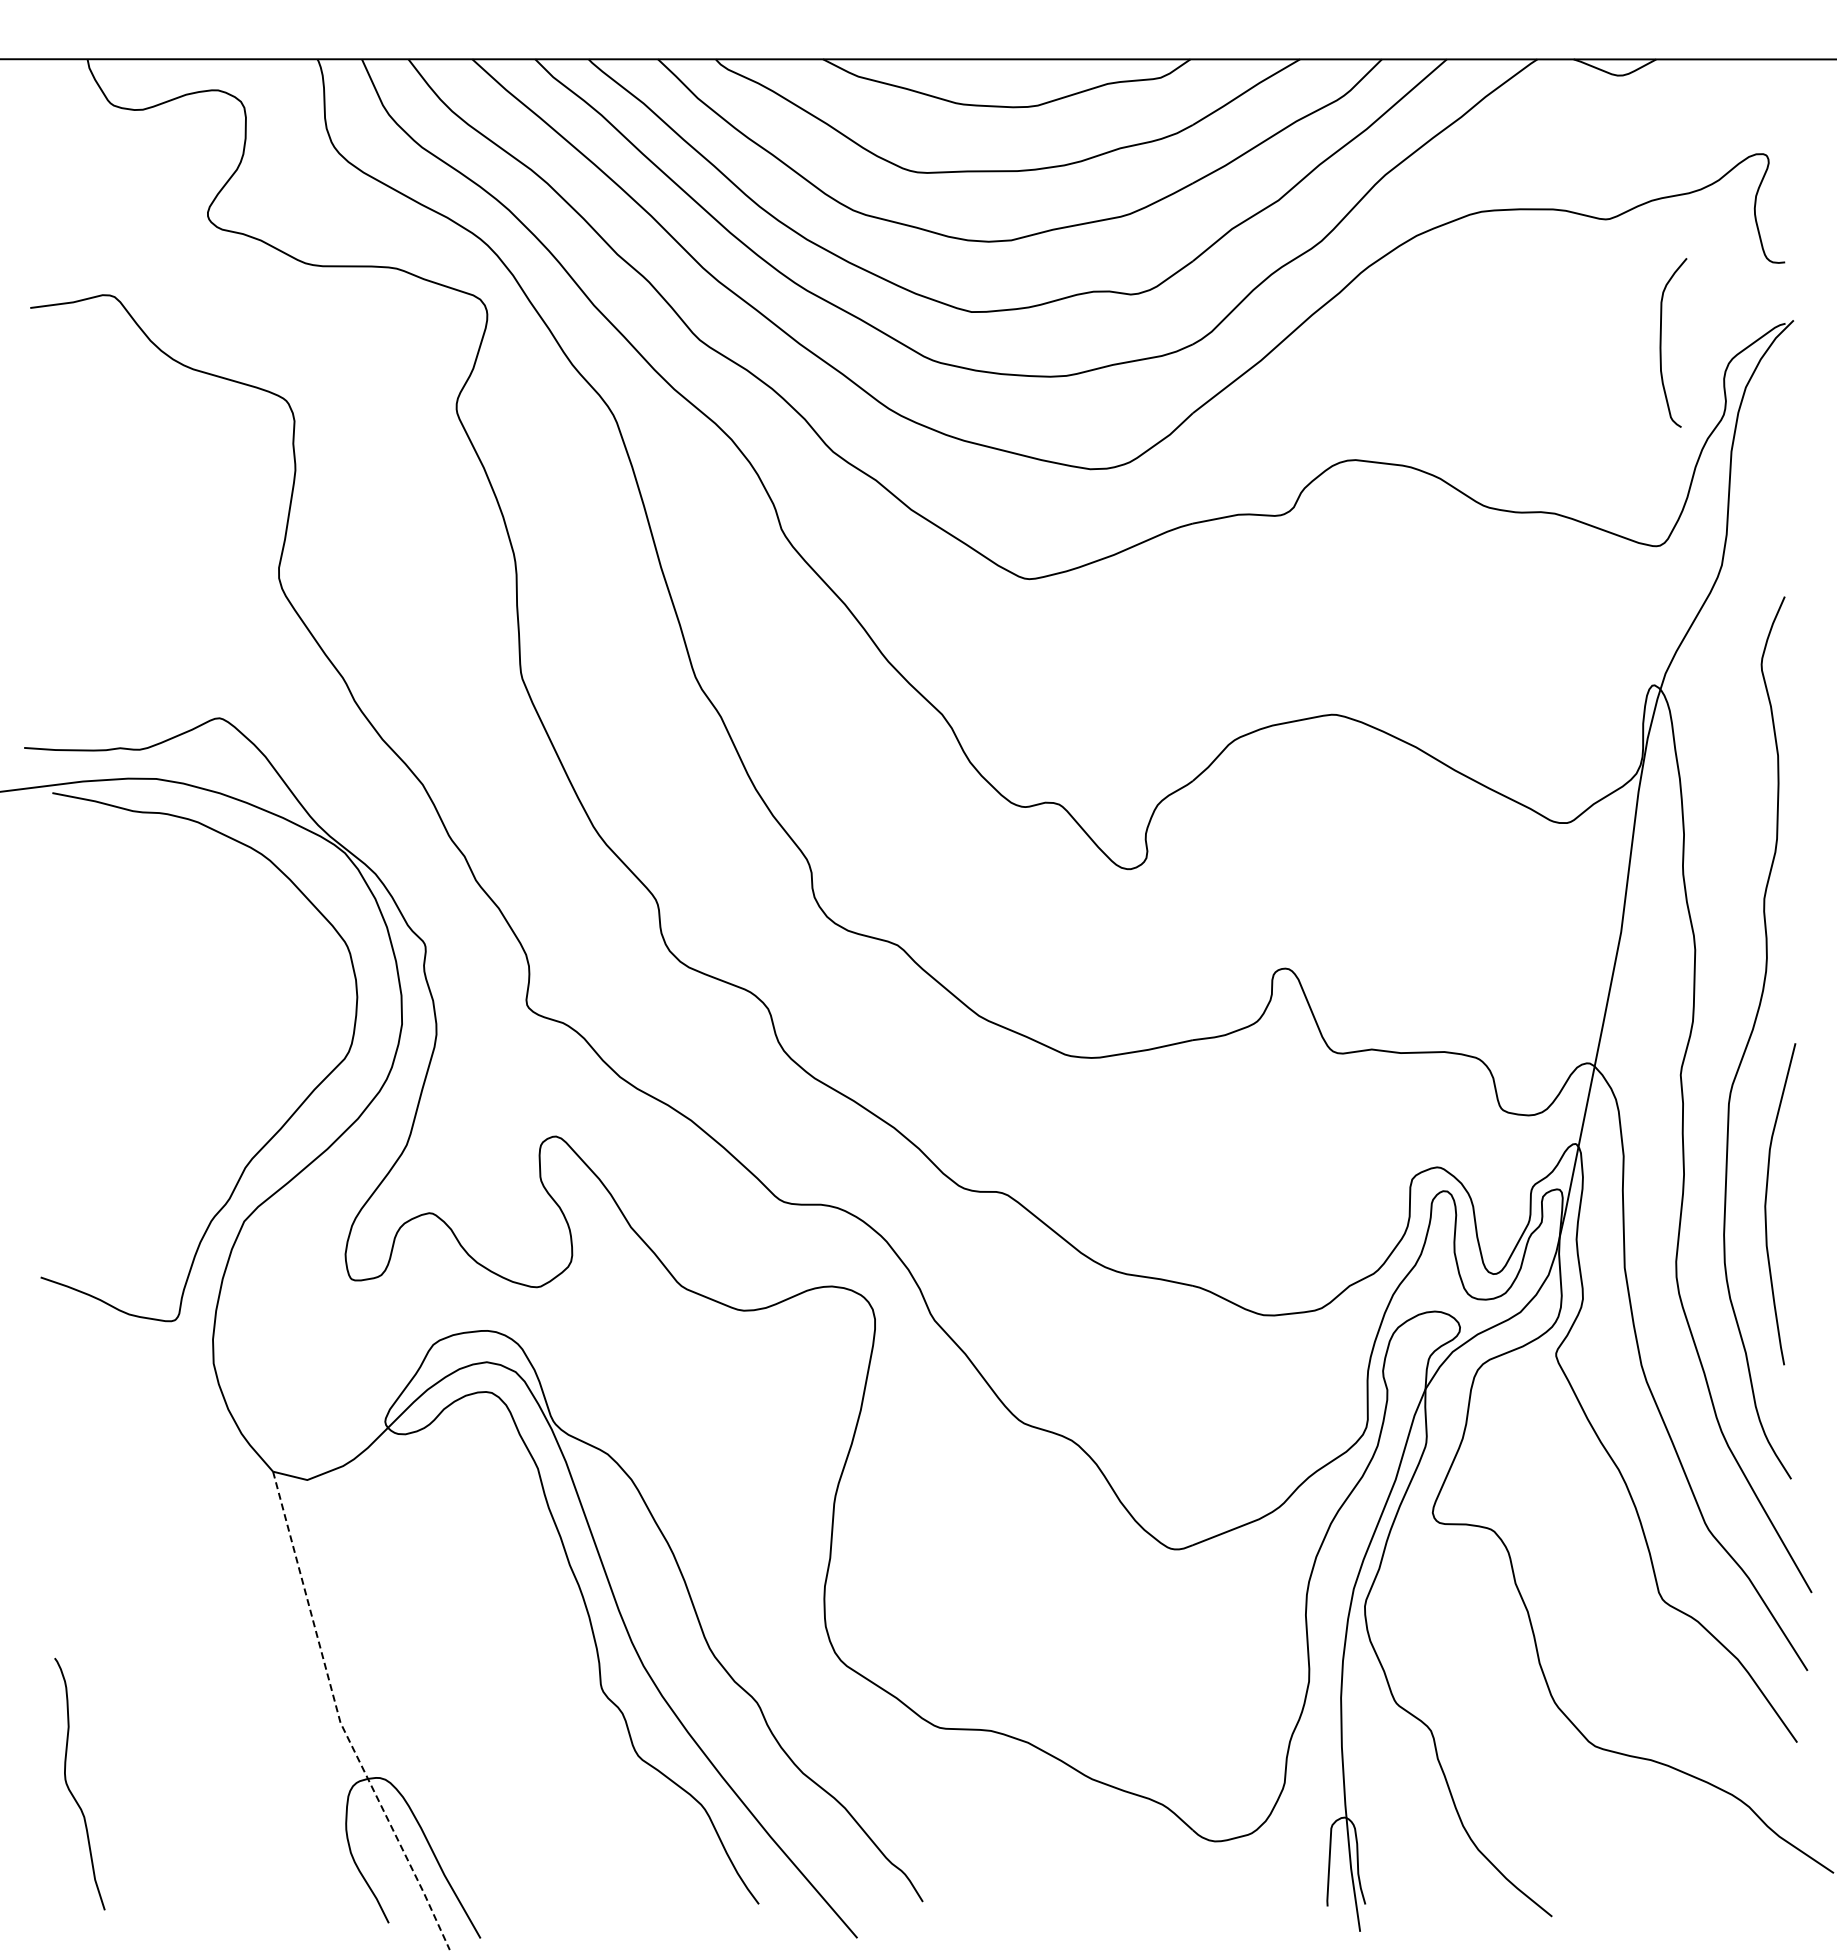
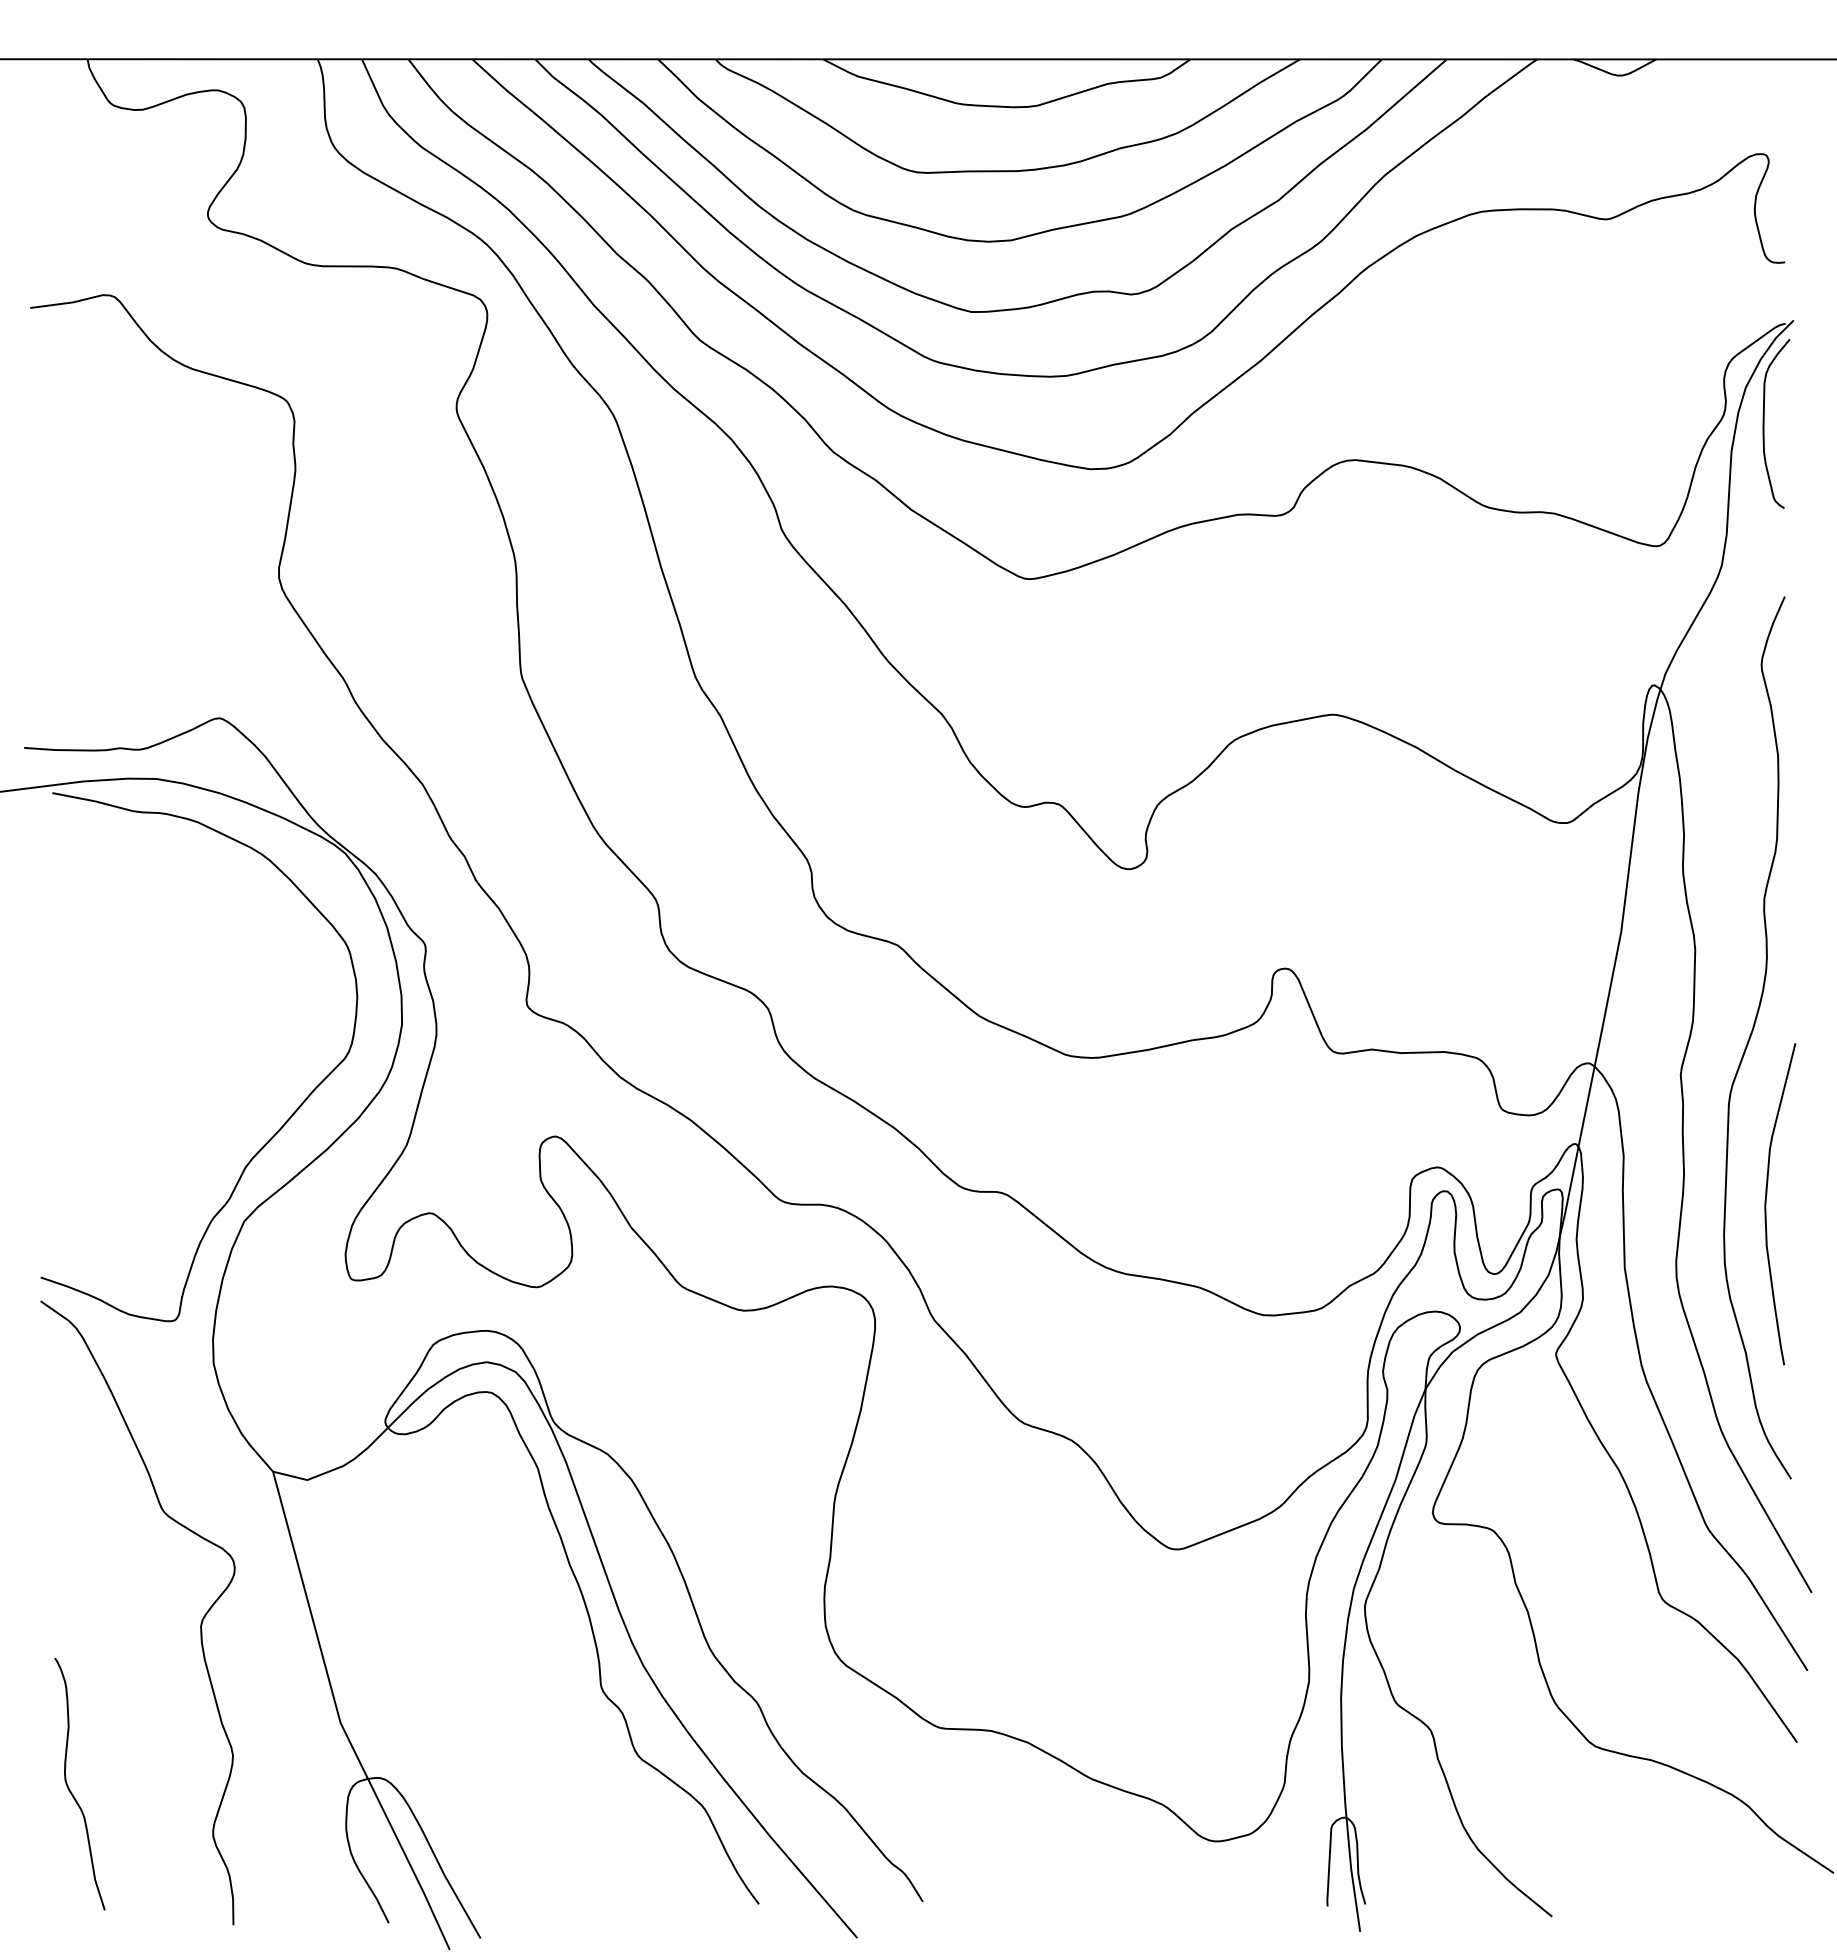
curve position: (1661, 342) -> (1764, 423) (1764, 423)
curve: none -> present (200, 1623)
line: dashed -> solid (339, 1720)
